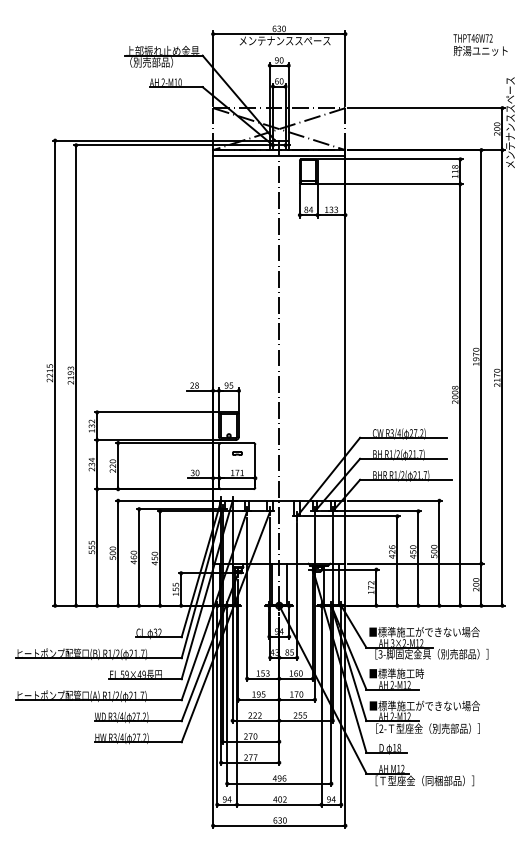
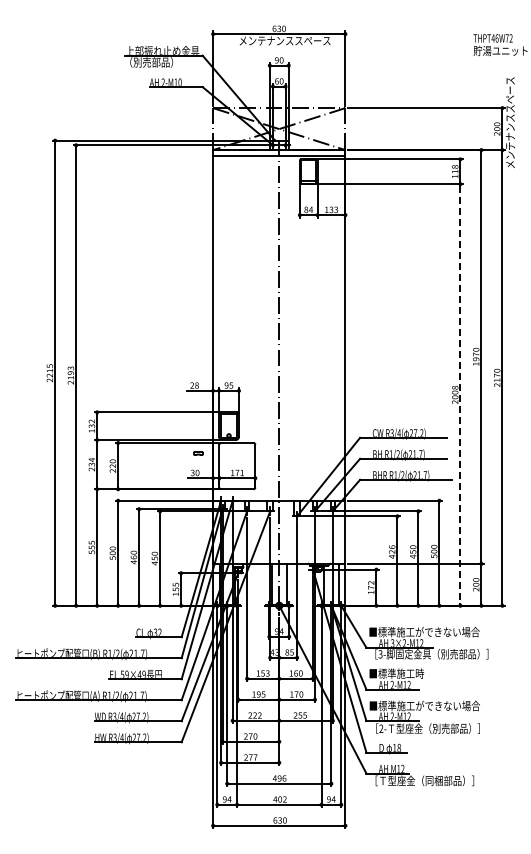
text position: (480, 45) -> (500, 45) (500, 45)
line: solid -> dashed (460, 394)
part position: (237, 453) -> (198, 453) (198, 453)
